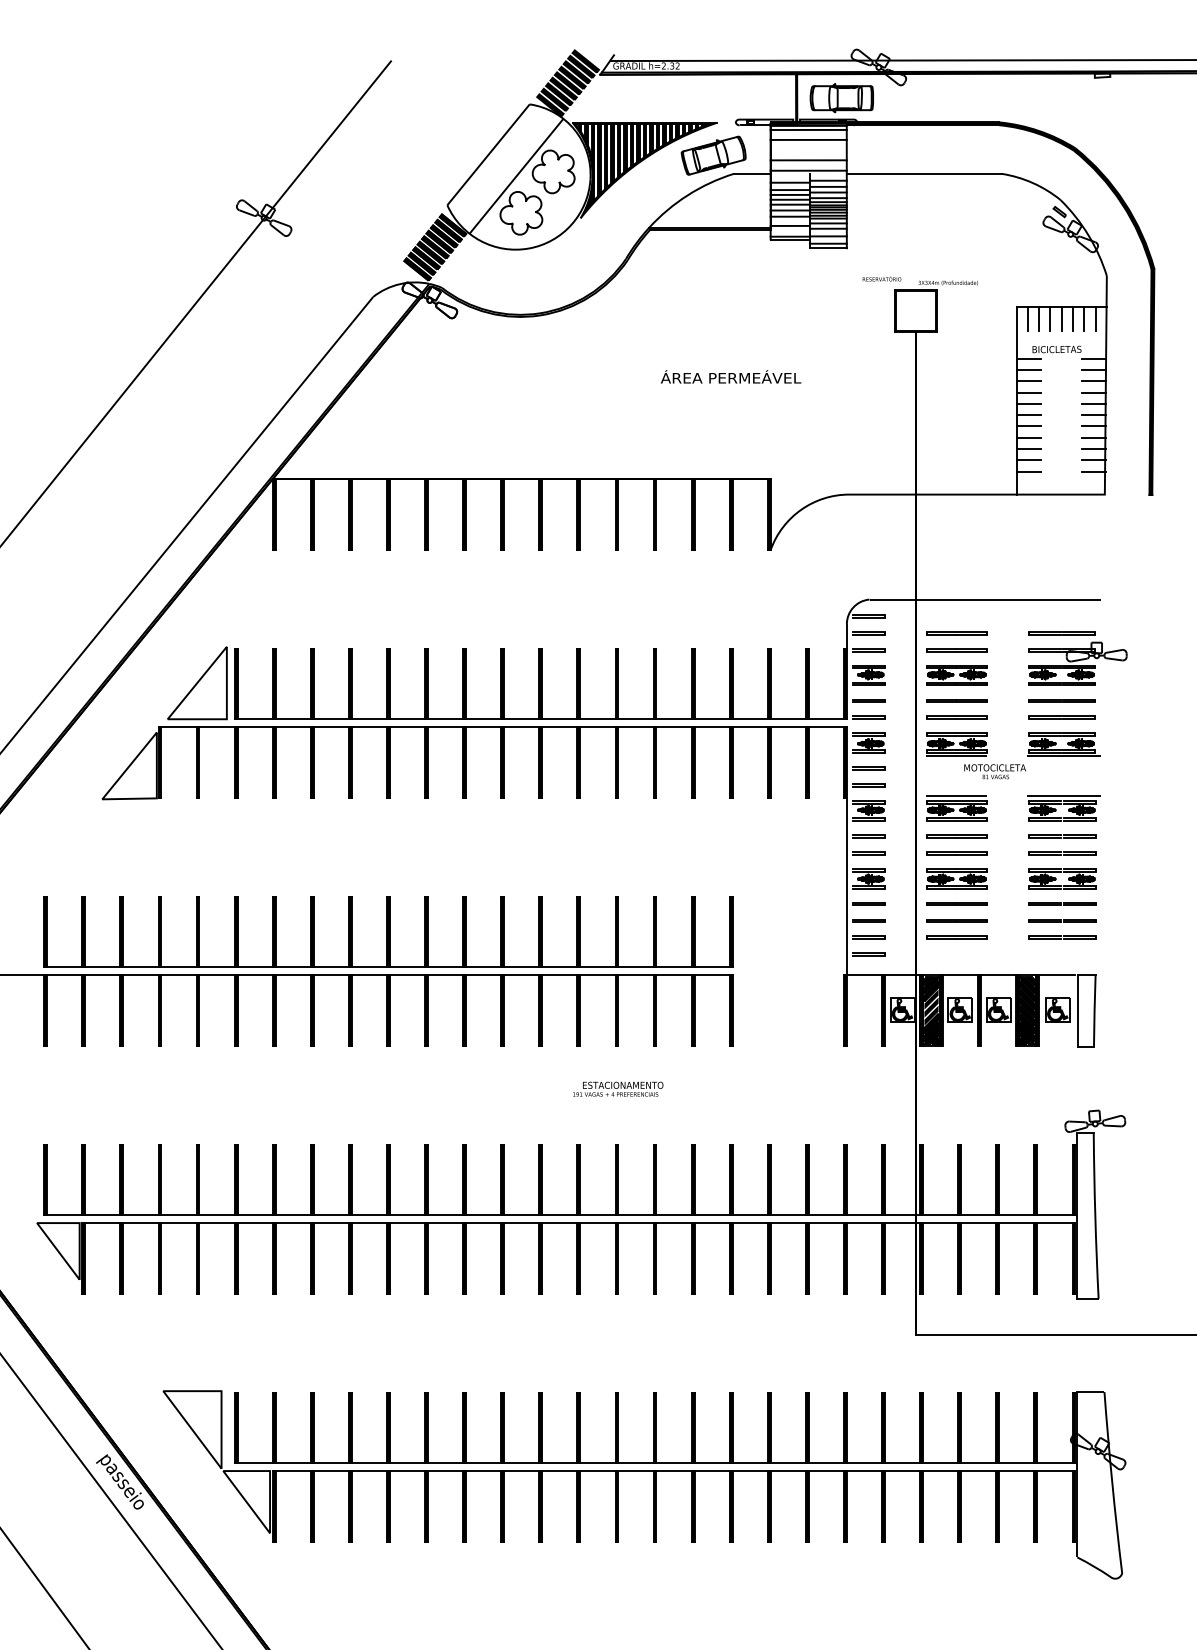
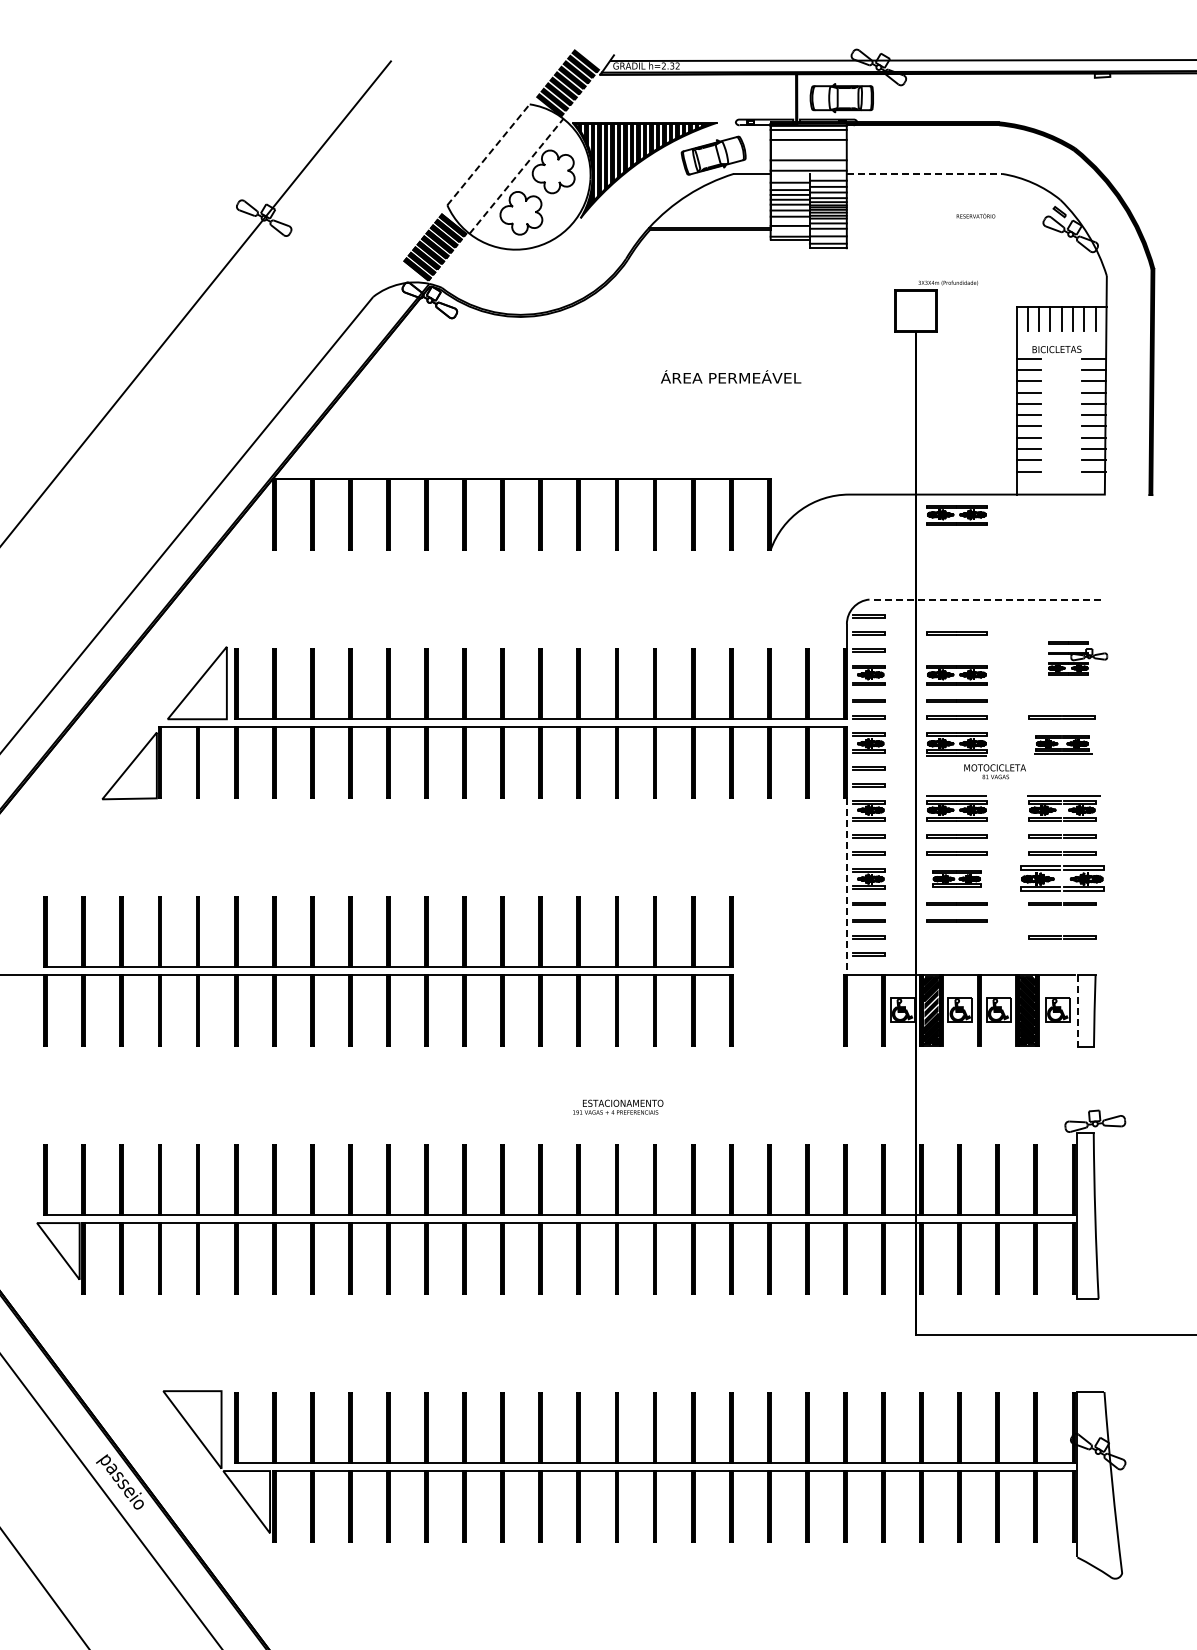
line: solid -> dashed (488, 154)
line: solid -> dashed (924, 173)
line: solid -> dashed (516, 175)
text position: (881, 278) -> (975, 215) (975, 215)
part: none -> present (956, 515)
line: solid -> dashed (985, 599)
line: present -> none (956, 649)
part size: 100x55 px -> 61x35 px (1078, 658)
line: present -> none (1061, 700)
part size: 74x25 px -> 59x20 px (1063, 744)
part size: 62x22 px -> 50x18 px (956, 878)
part size: 69x22 px -> 85x27 px (1062, 878)
line: solid -> dashed (846, 886)
line: present -> none (1061, 920)
line: present -> none (956, 936)
line: solid -> dashed (1078, 1011)
text position: (618, 1088) -> (618, 1106) (618, 1106)
